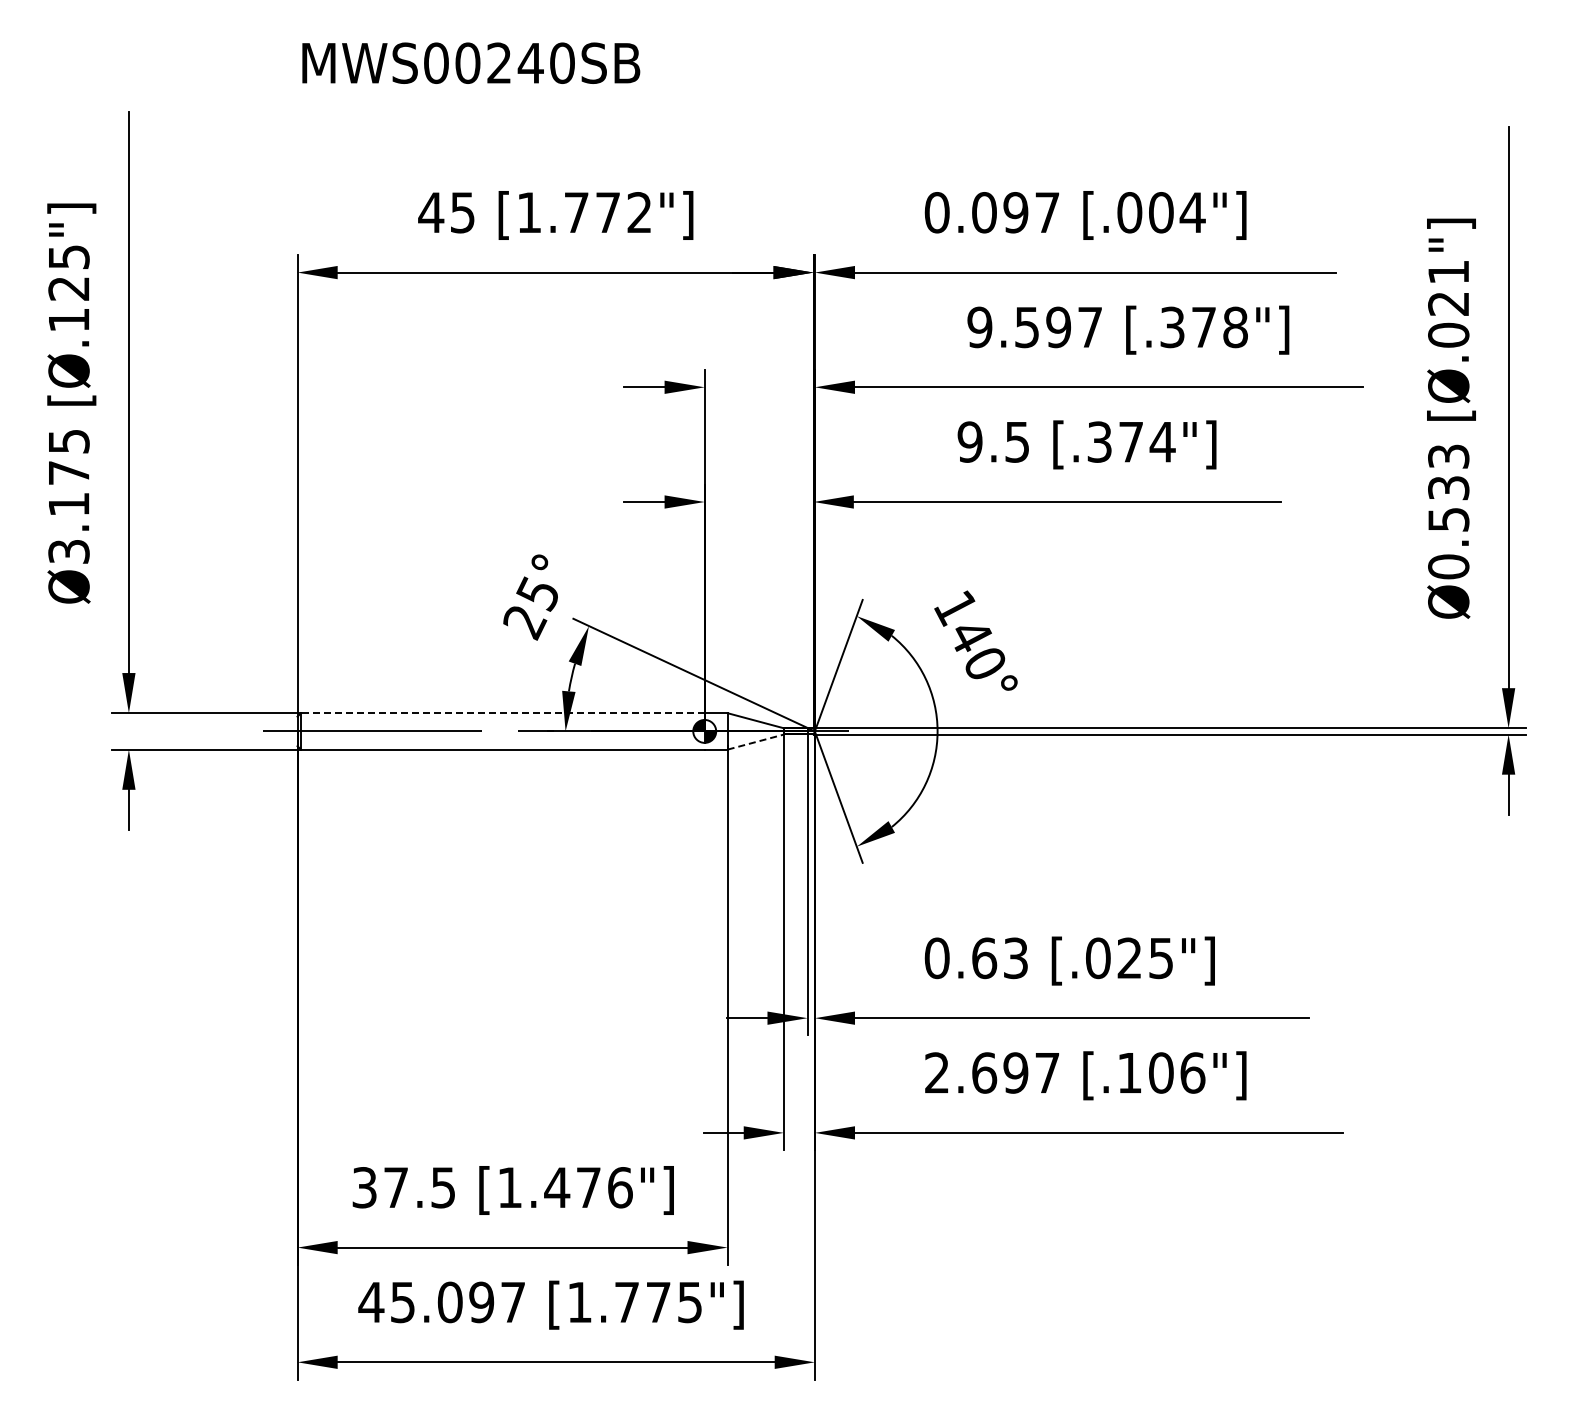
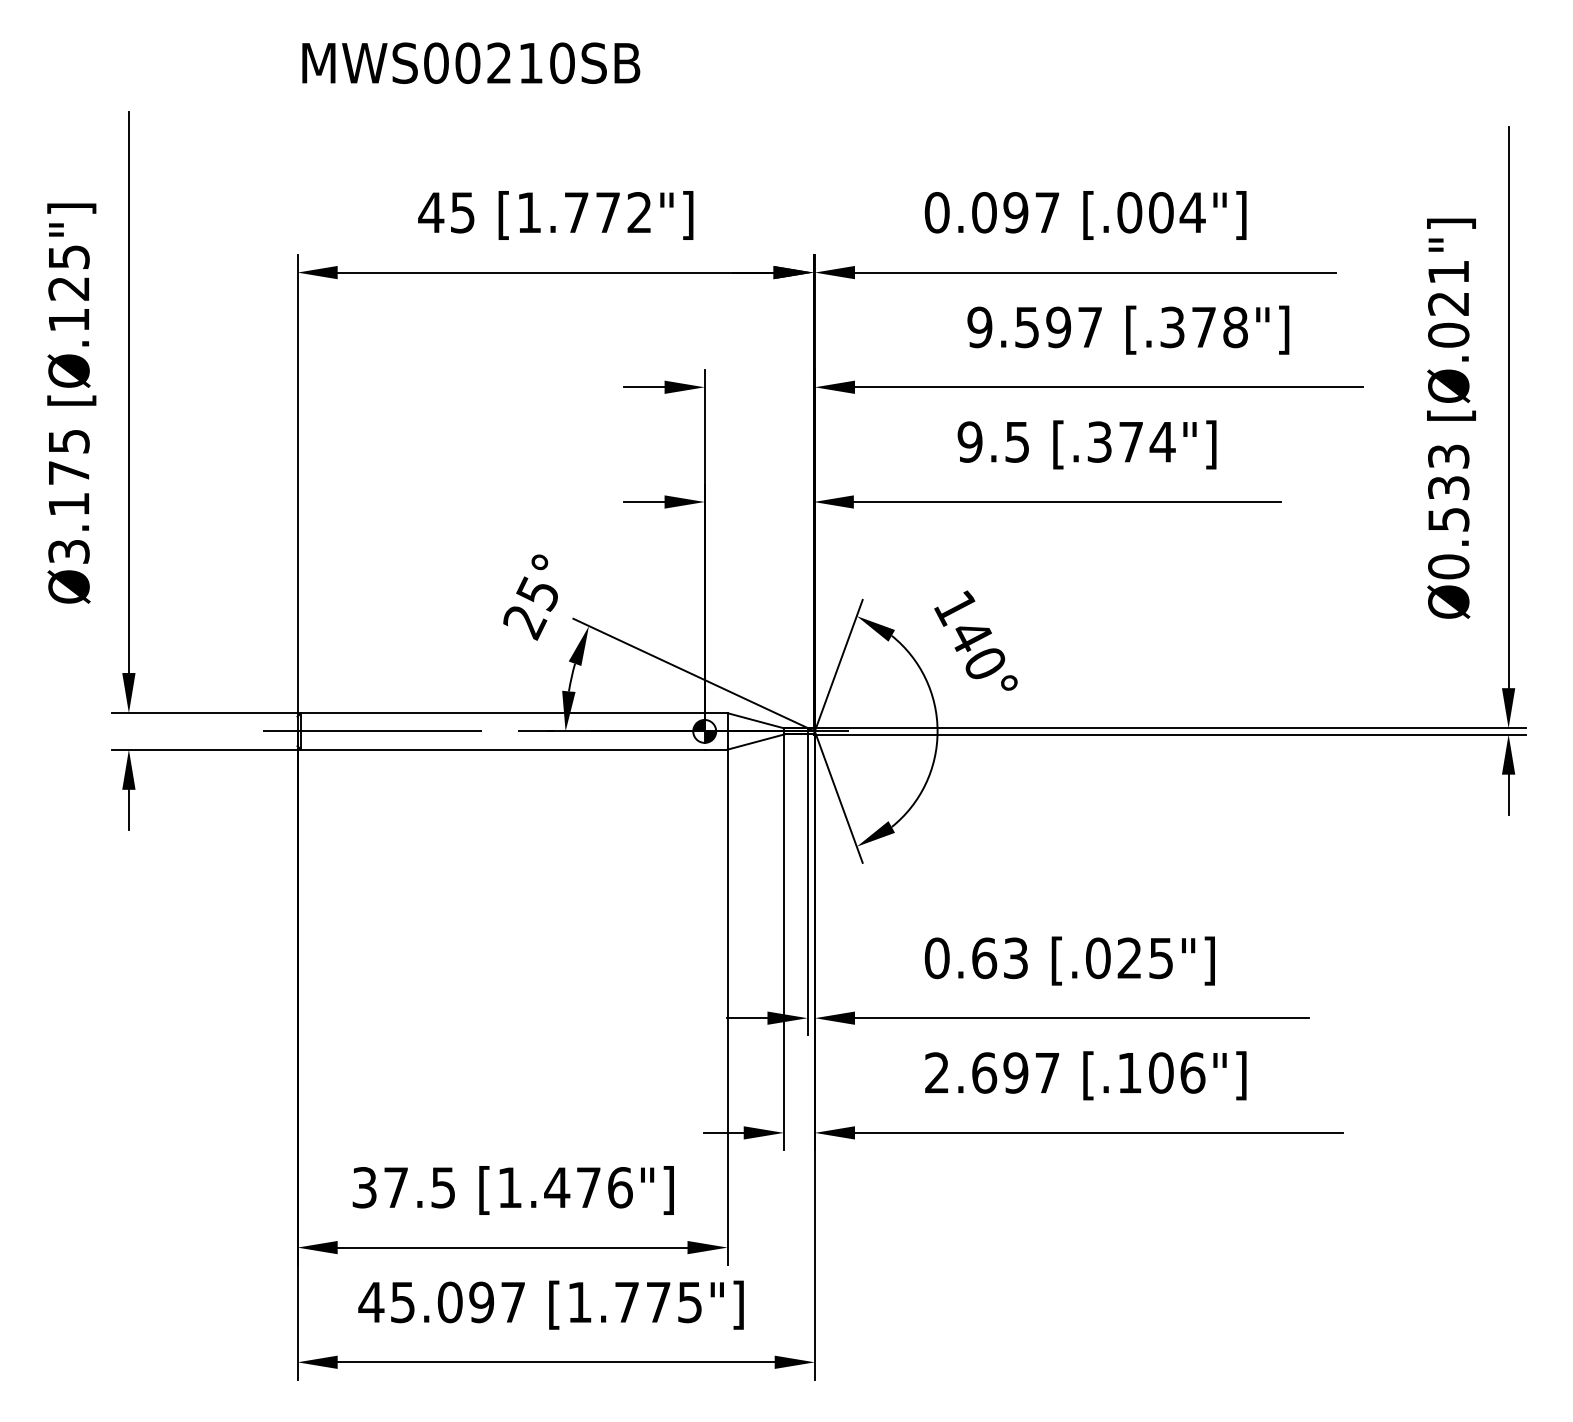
text: MWS00240SB -> MWS00210SB (530, 63)
line: dashed -> solid (502, 713)
line: dashed -> solid (756, 741)
